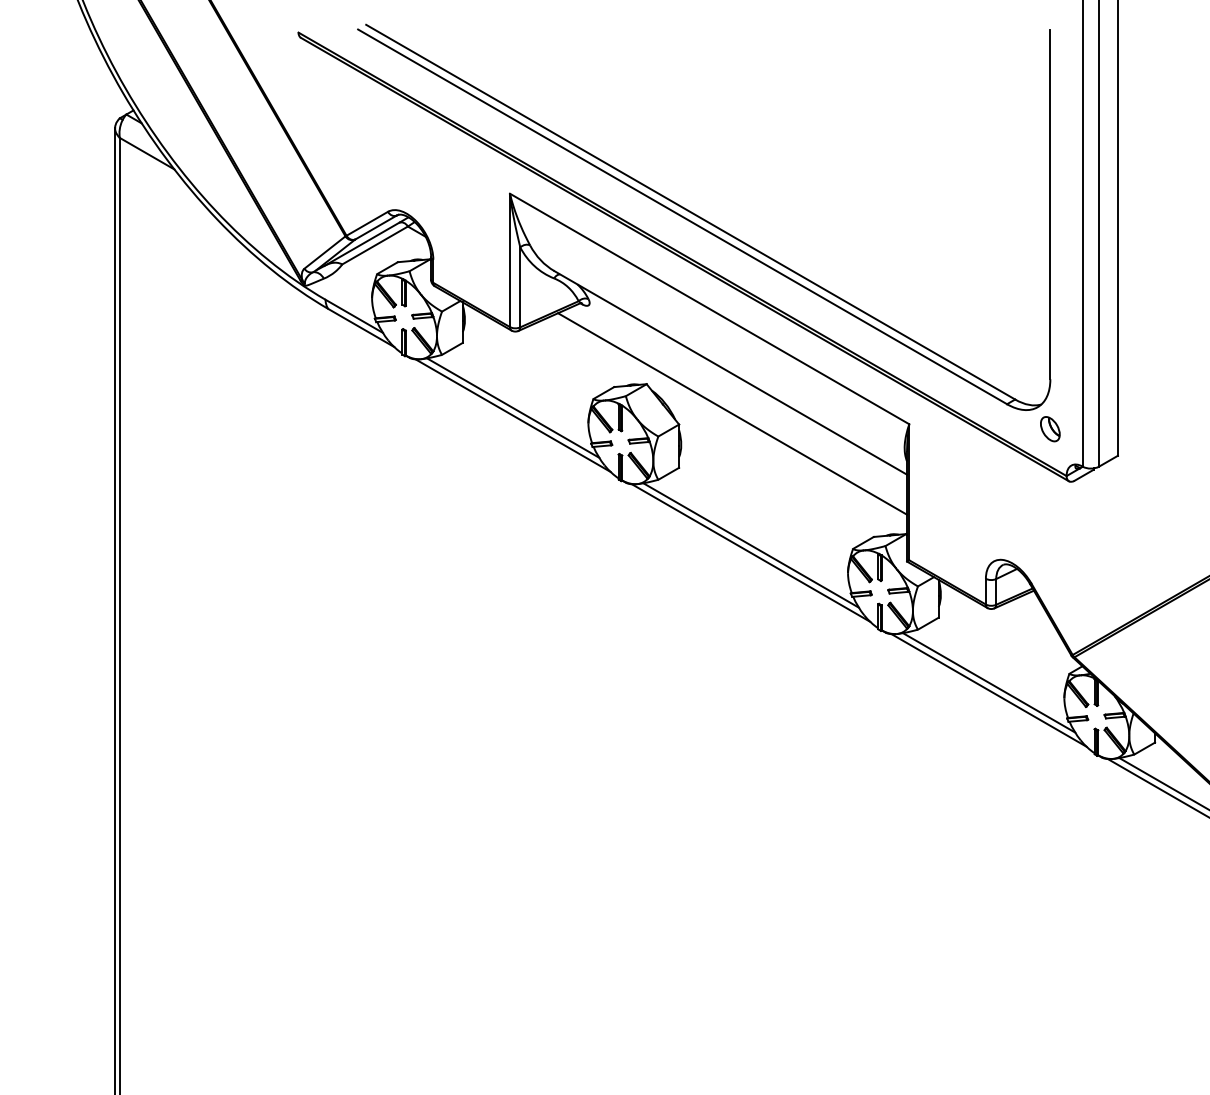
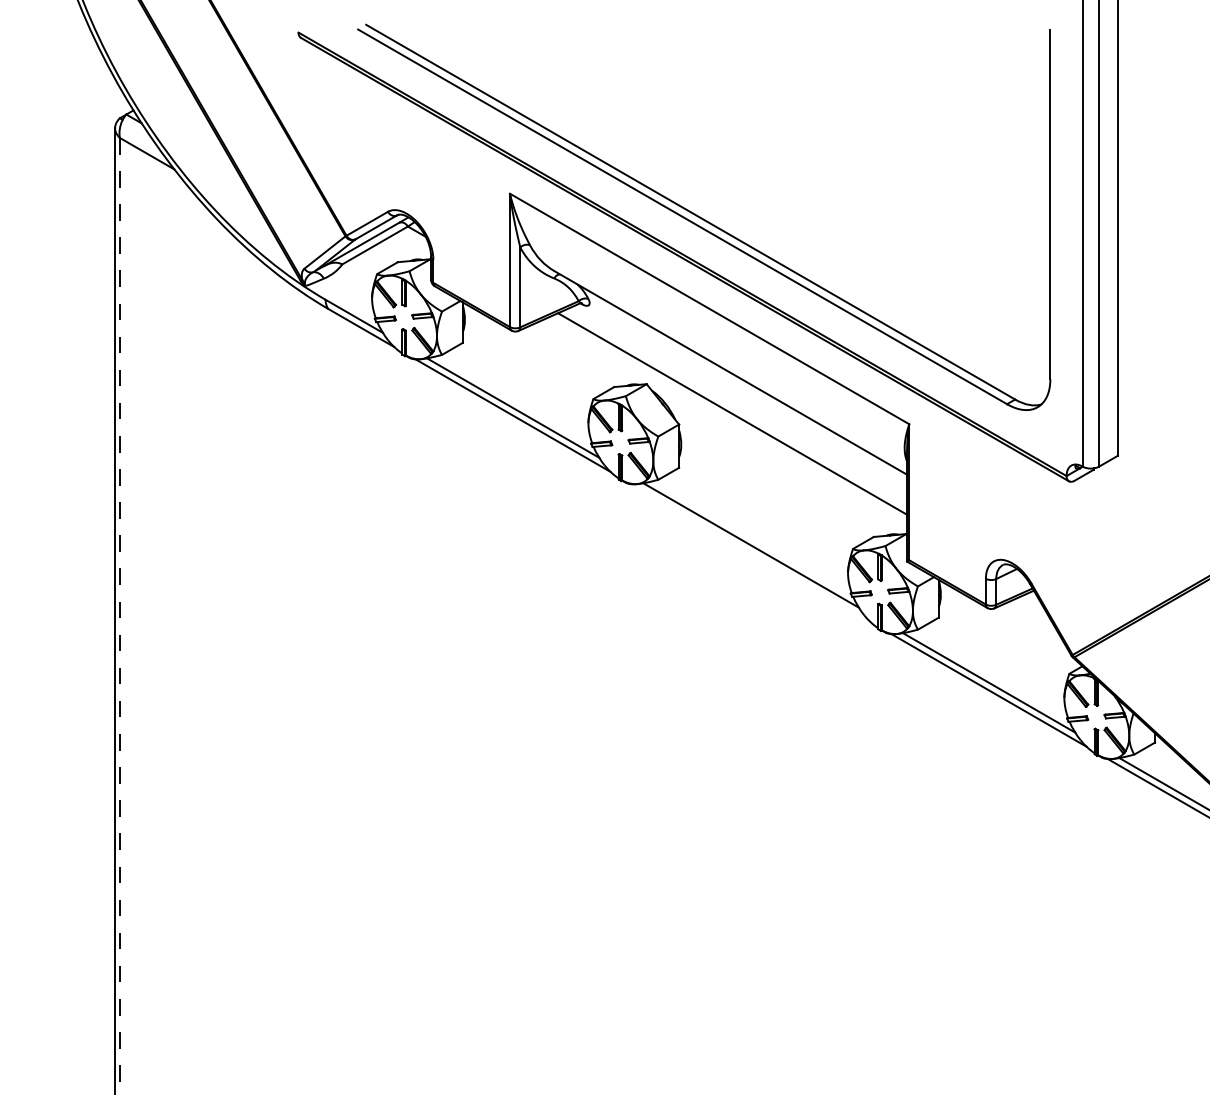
part: present -> none (1050, 429)
line: present -> none (750, 552)
line: solid -> dashed (119, 616)
